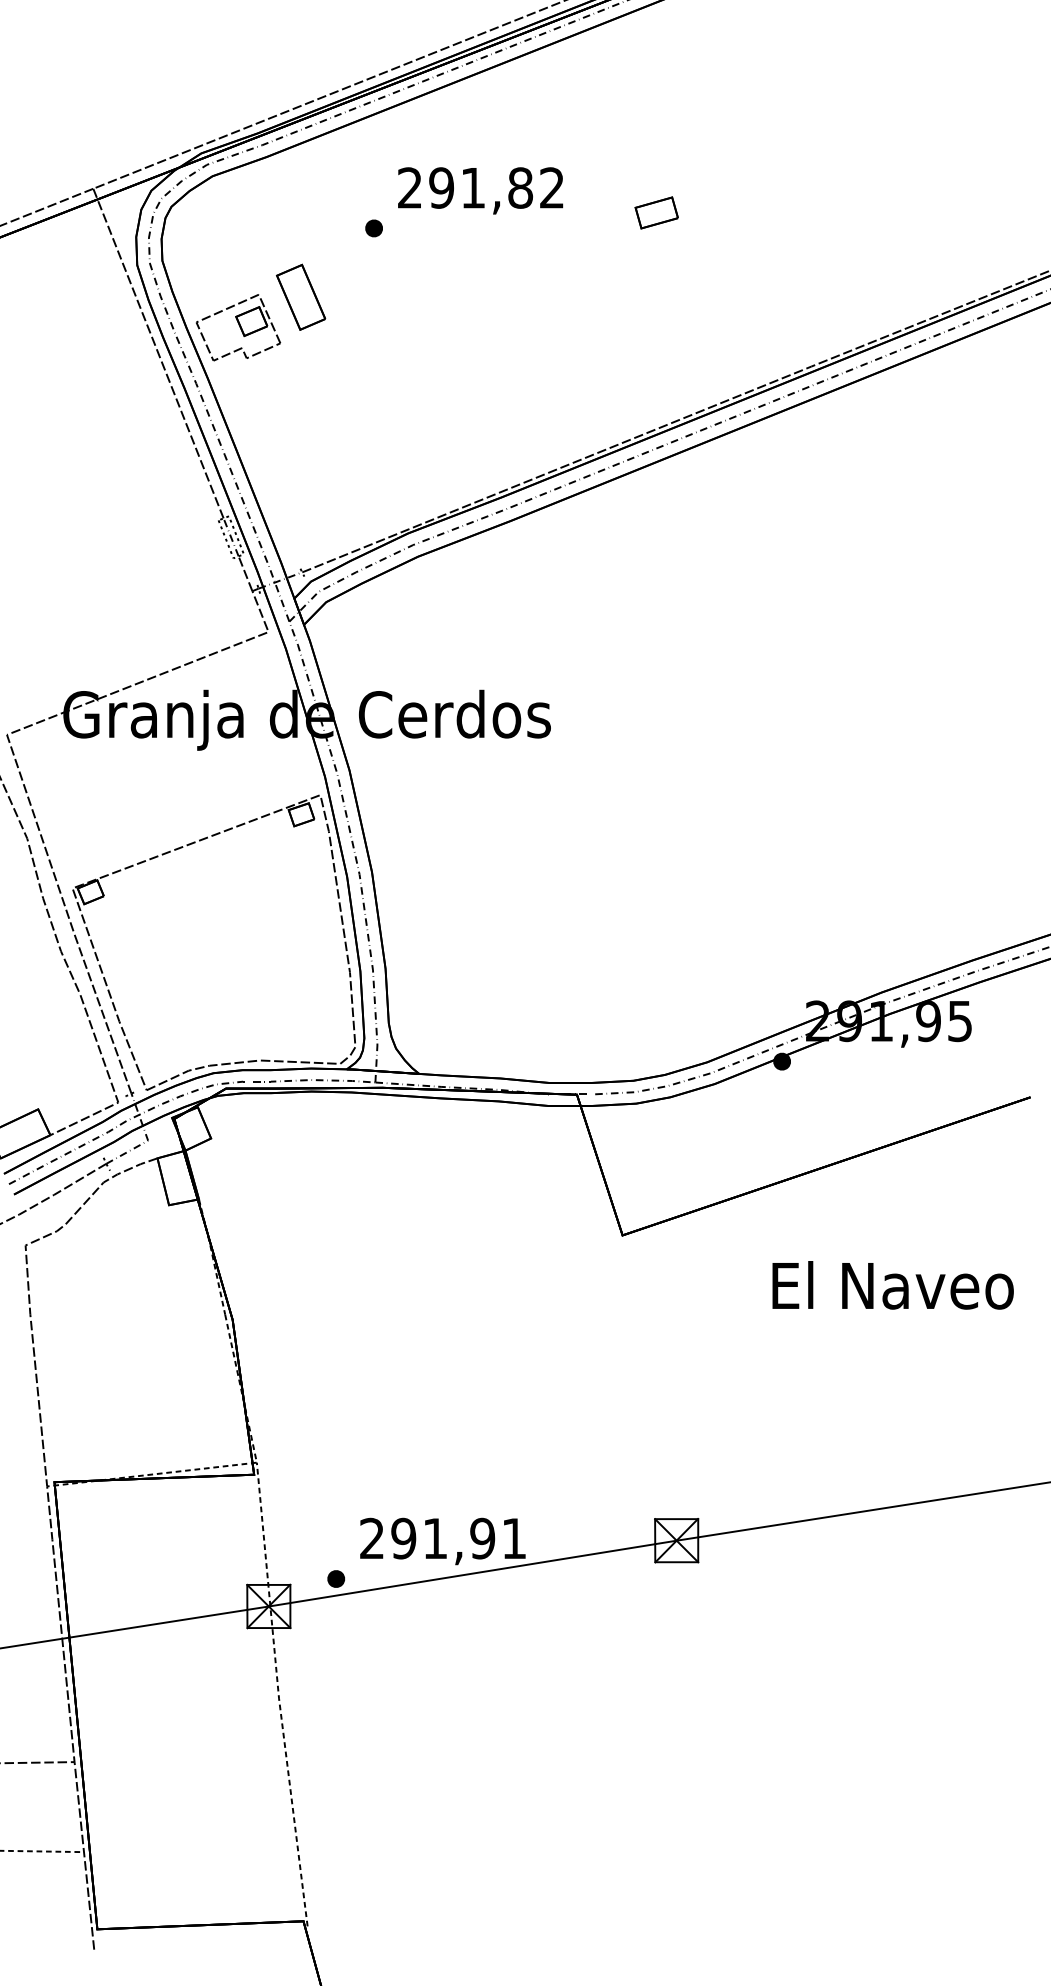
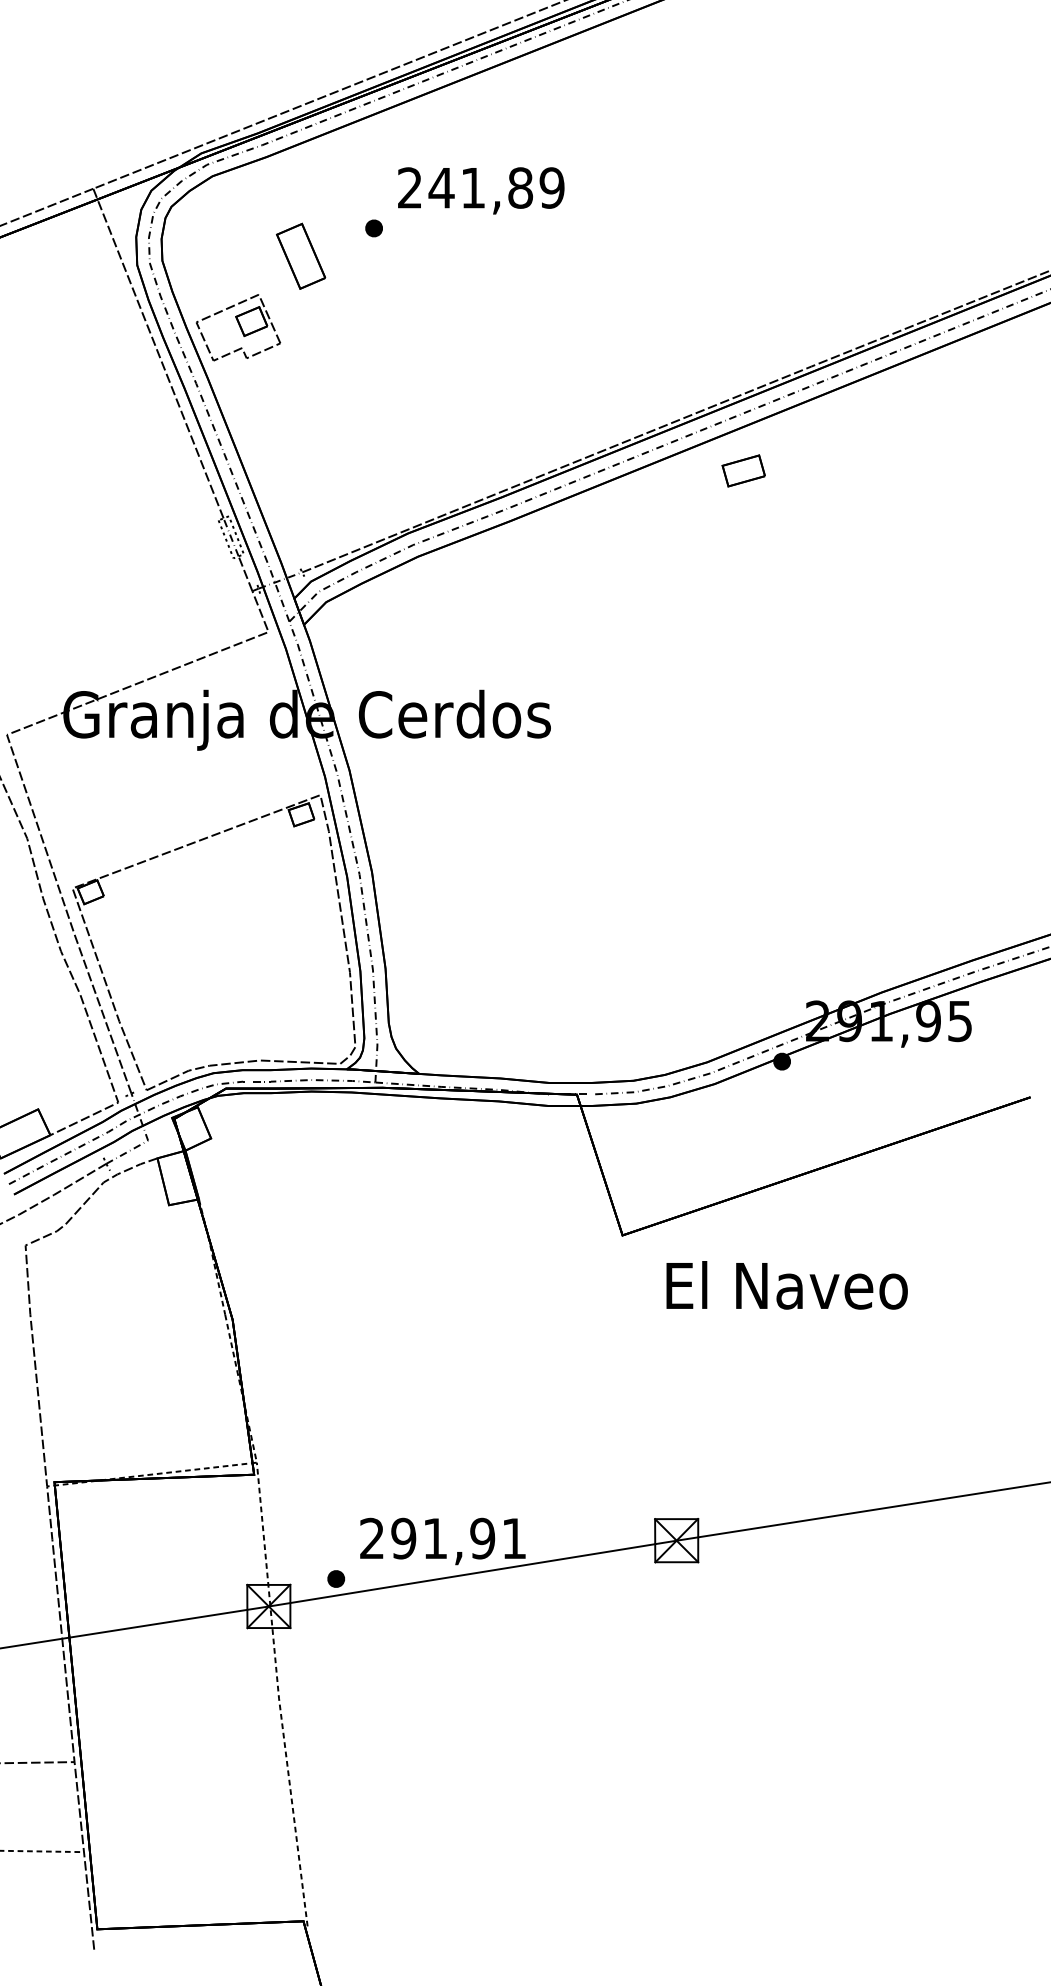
text: 291,82 -> 241,89 (496, 187)
part position: (656, 212) -> (743, 470) (743, 470)
part position: (301, 296) -> (301, 255) (301, 255)
text position: (892, 1285) -> (786, 1285) (786, 1285)
